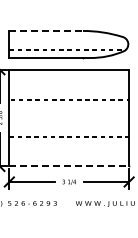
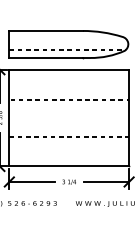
line: dashed -> solid (46, 30)
line: dashed -> solid (69, 166)
